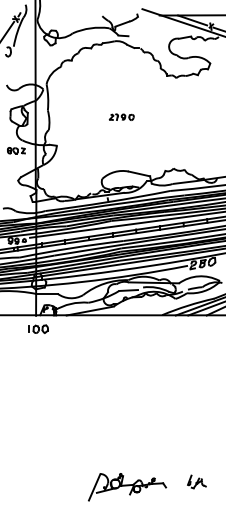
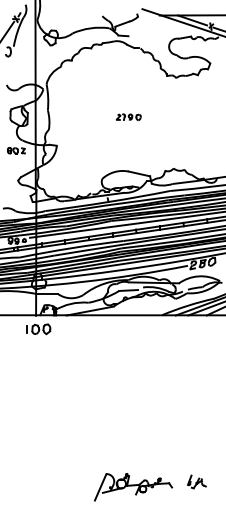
part position: (121, 116) -> (128, 116) (128, 116)
part size: 21x10 px -> 26x13 px (38, 329)
part position: (127, 487) -> (133, 487) (133, 487)
